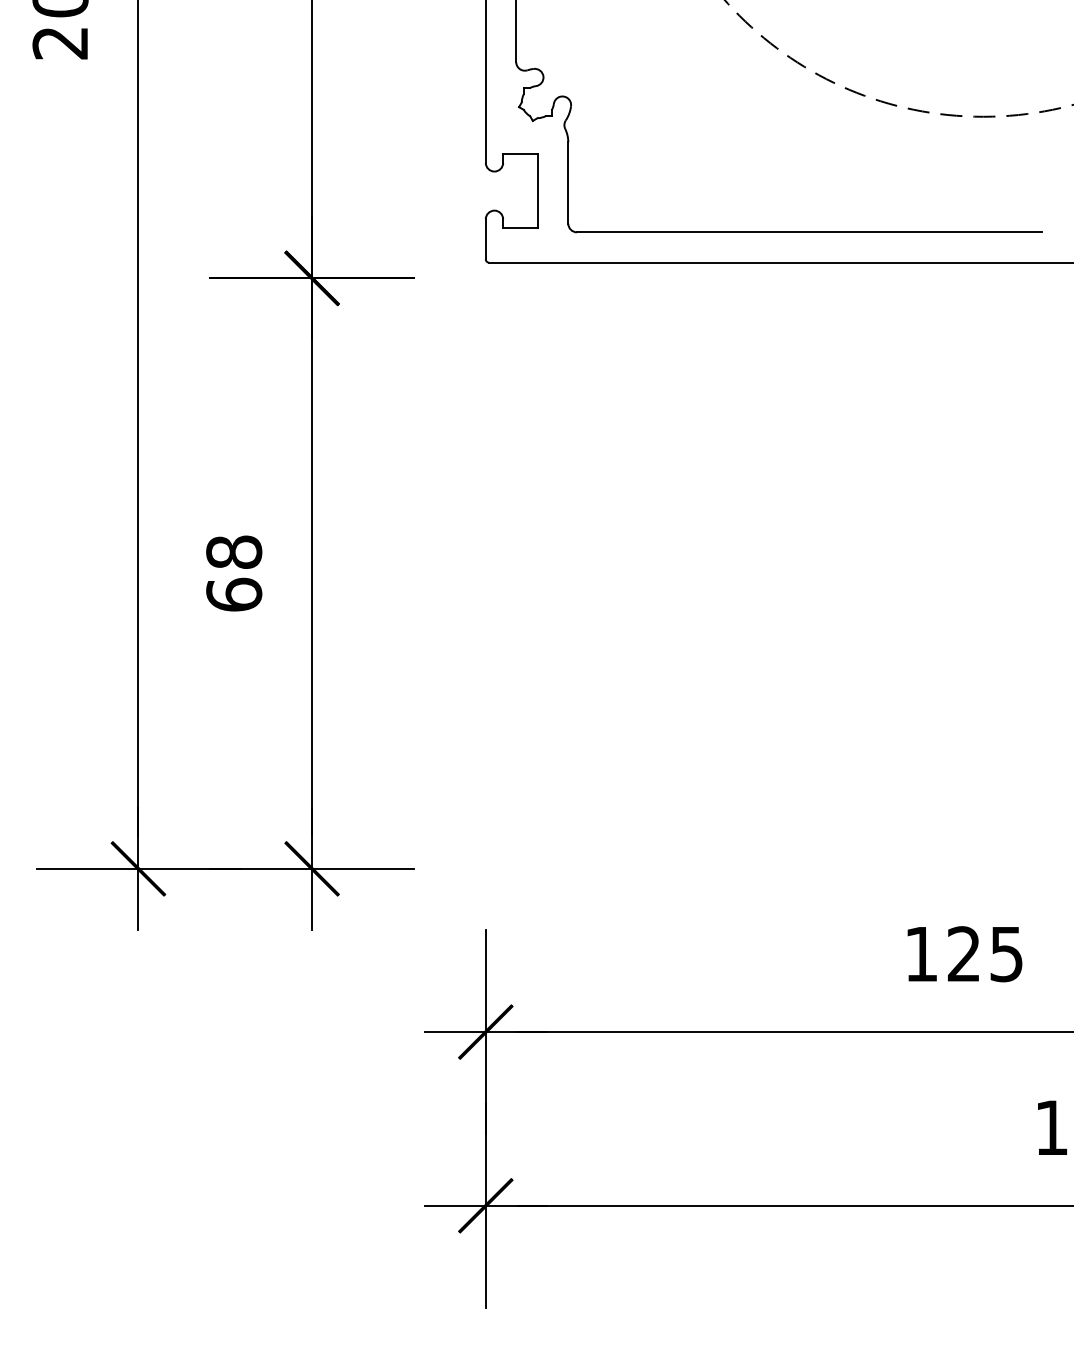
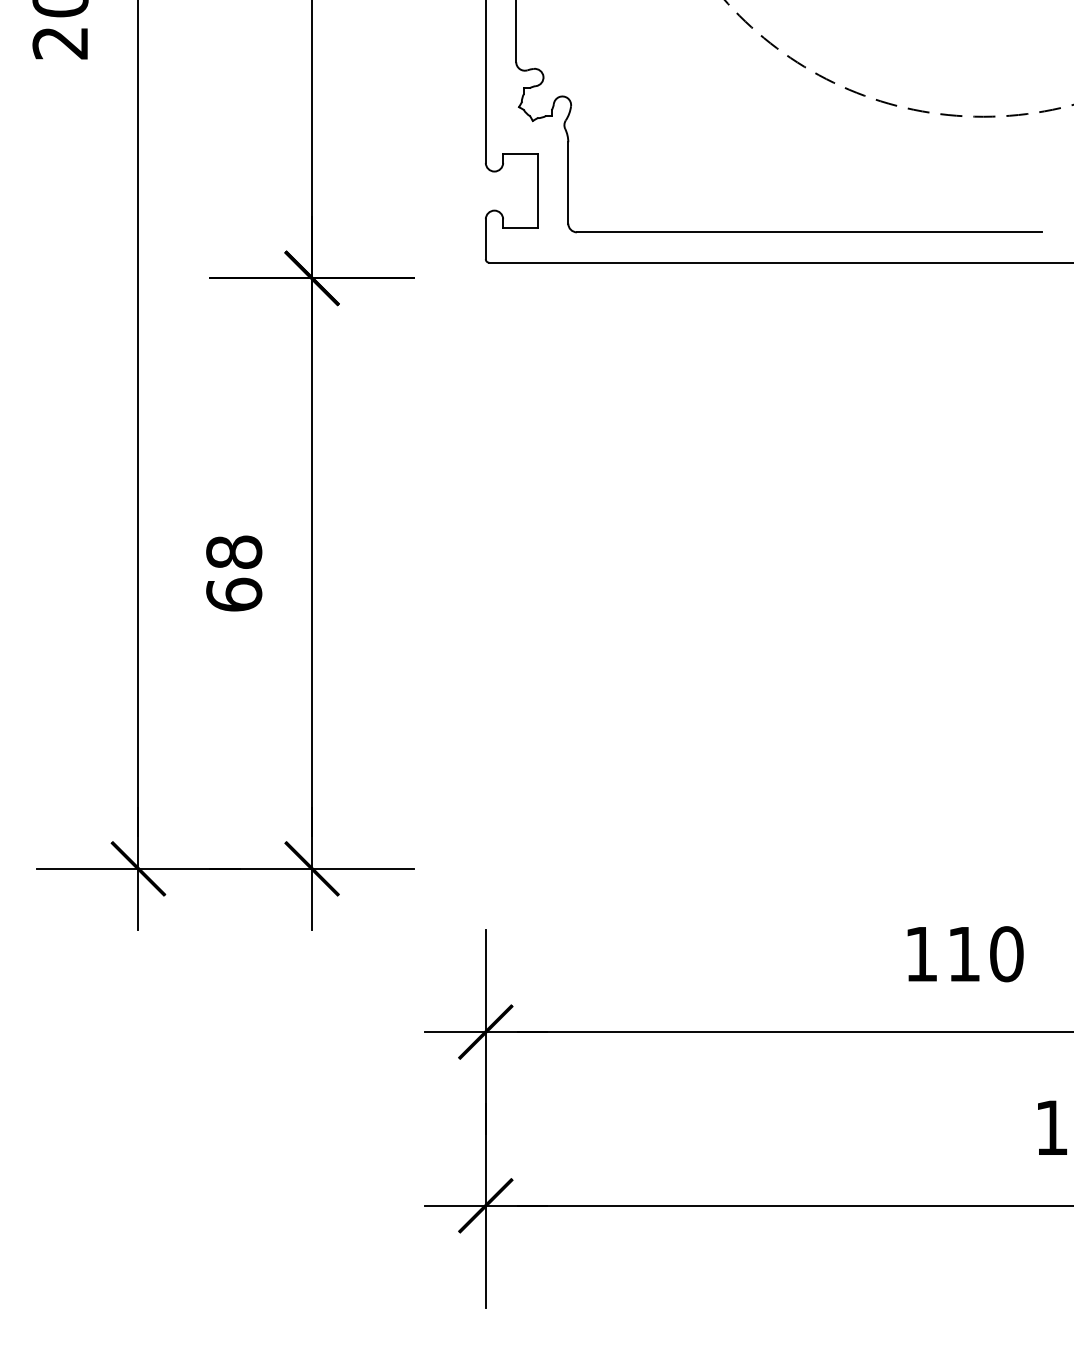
text: 125 -> 110 (985, 954)
